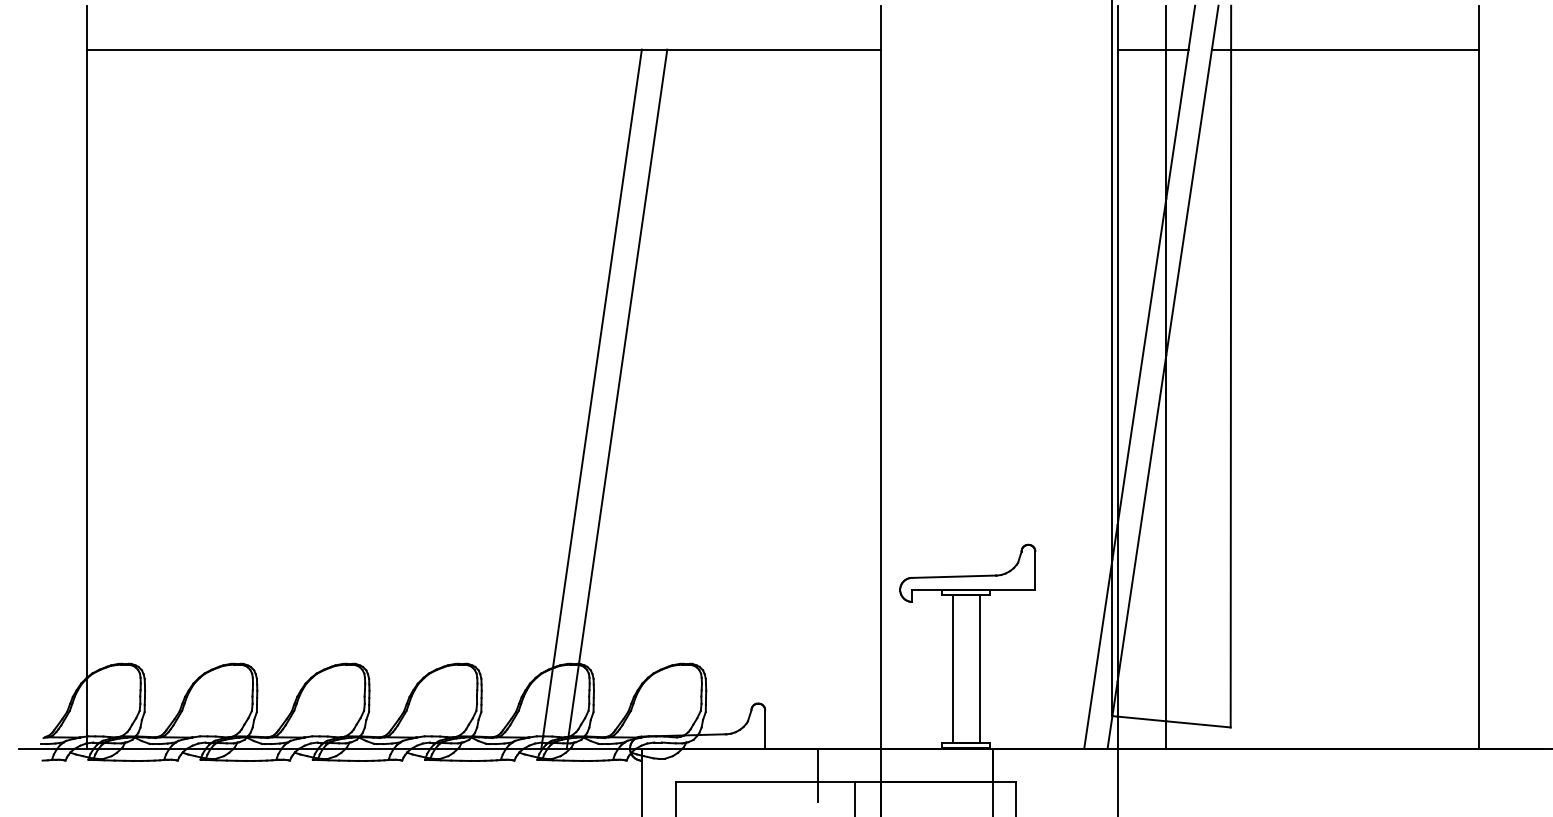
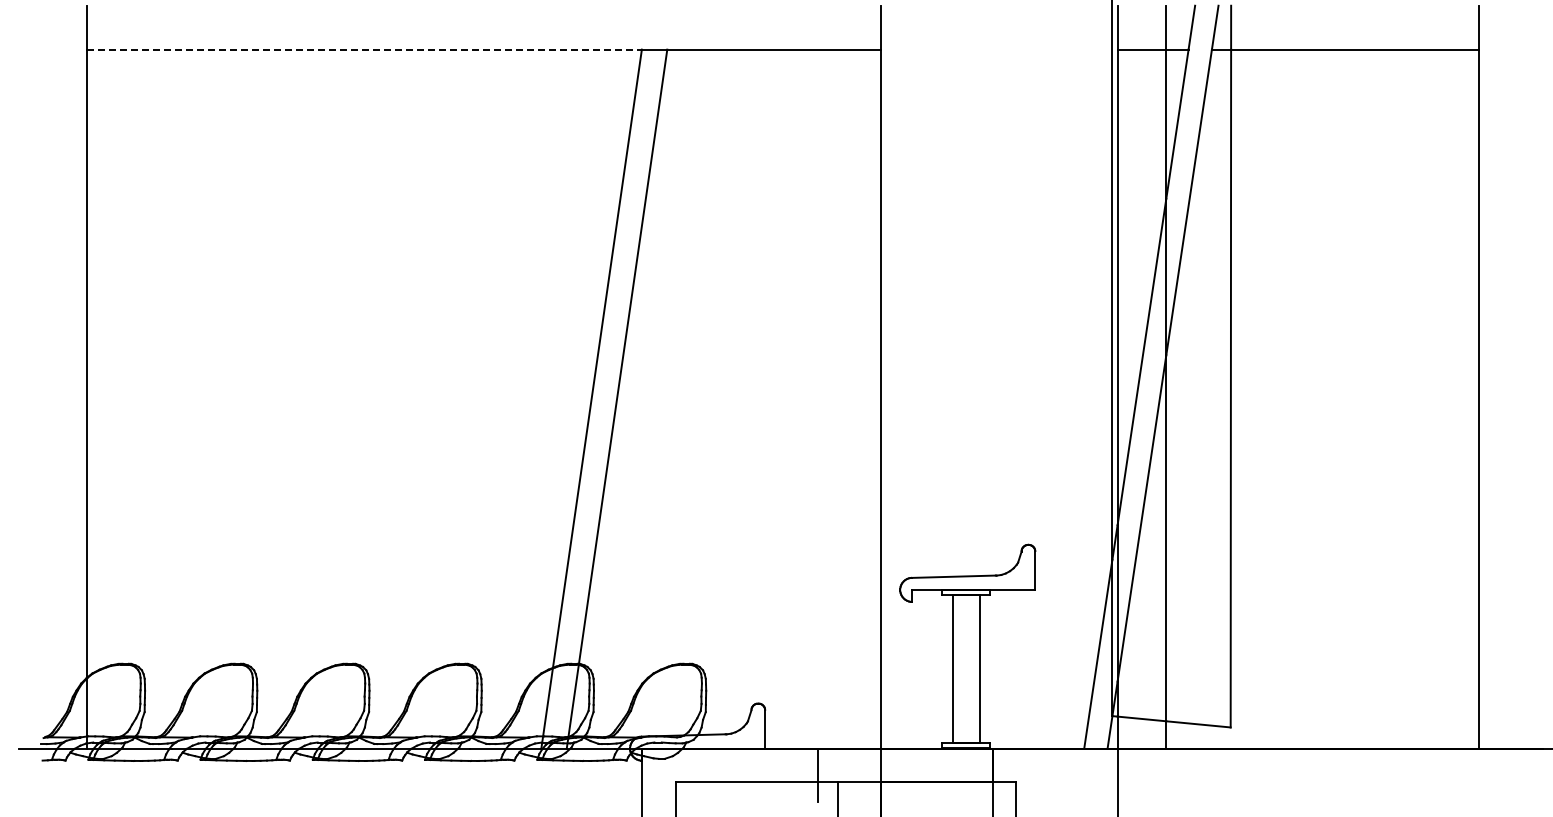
line: solid -> dashed (365, 49)
line position: (855, 797) -> (838, 797) (838, 797)
